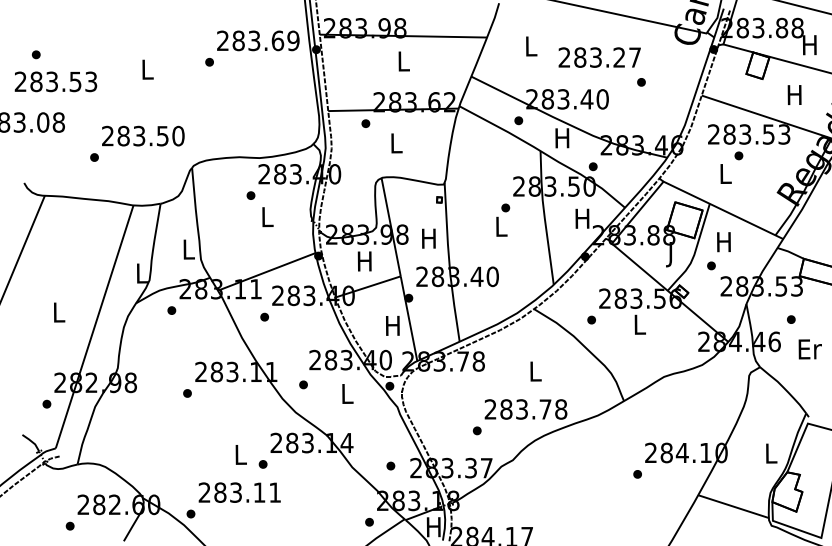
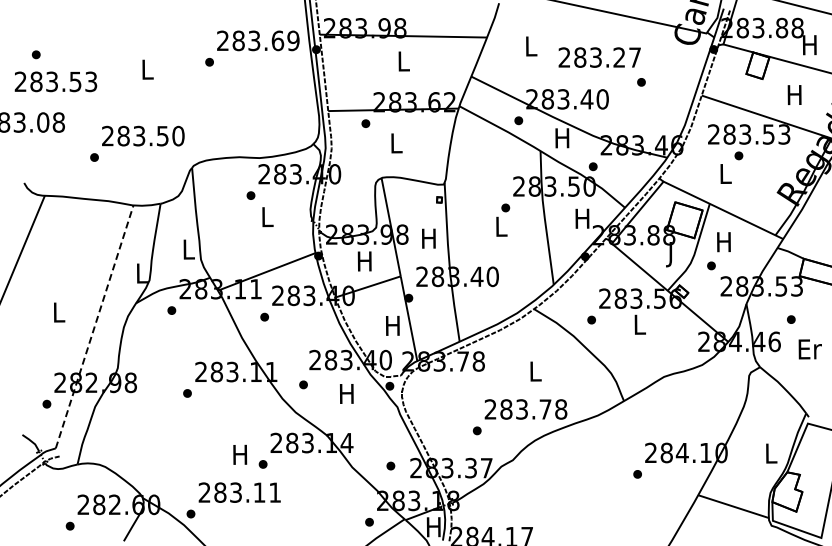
line: solid -> dashed (94, 326)
text: L -> H (346, 393)
text: L -> H (240, 454)
